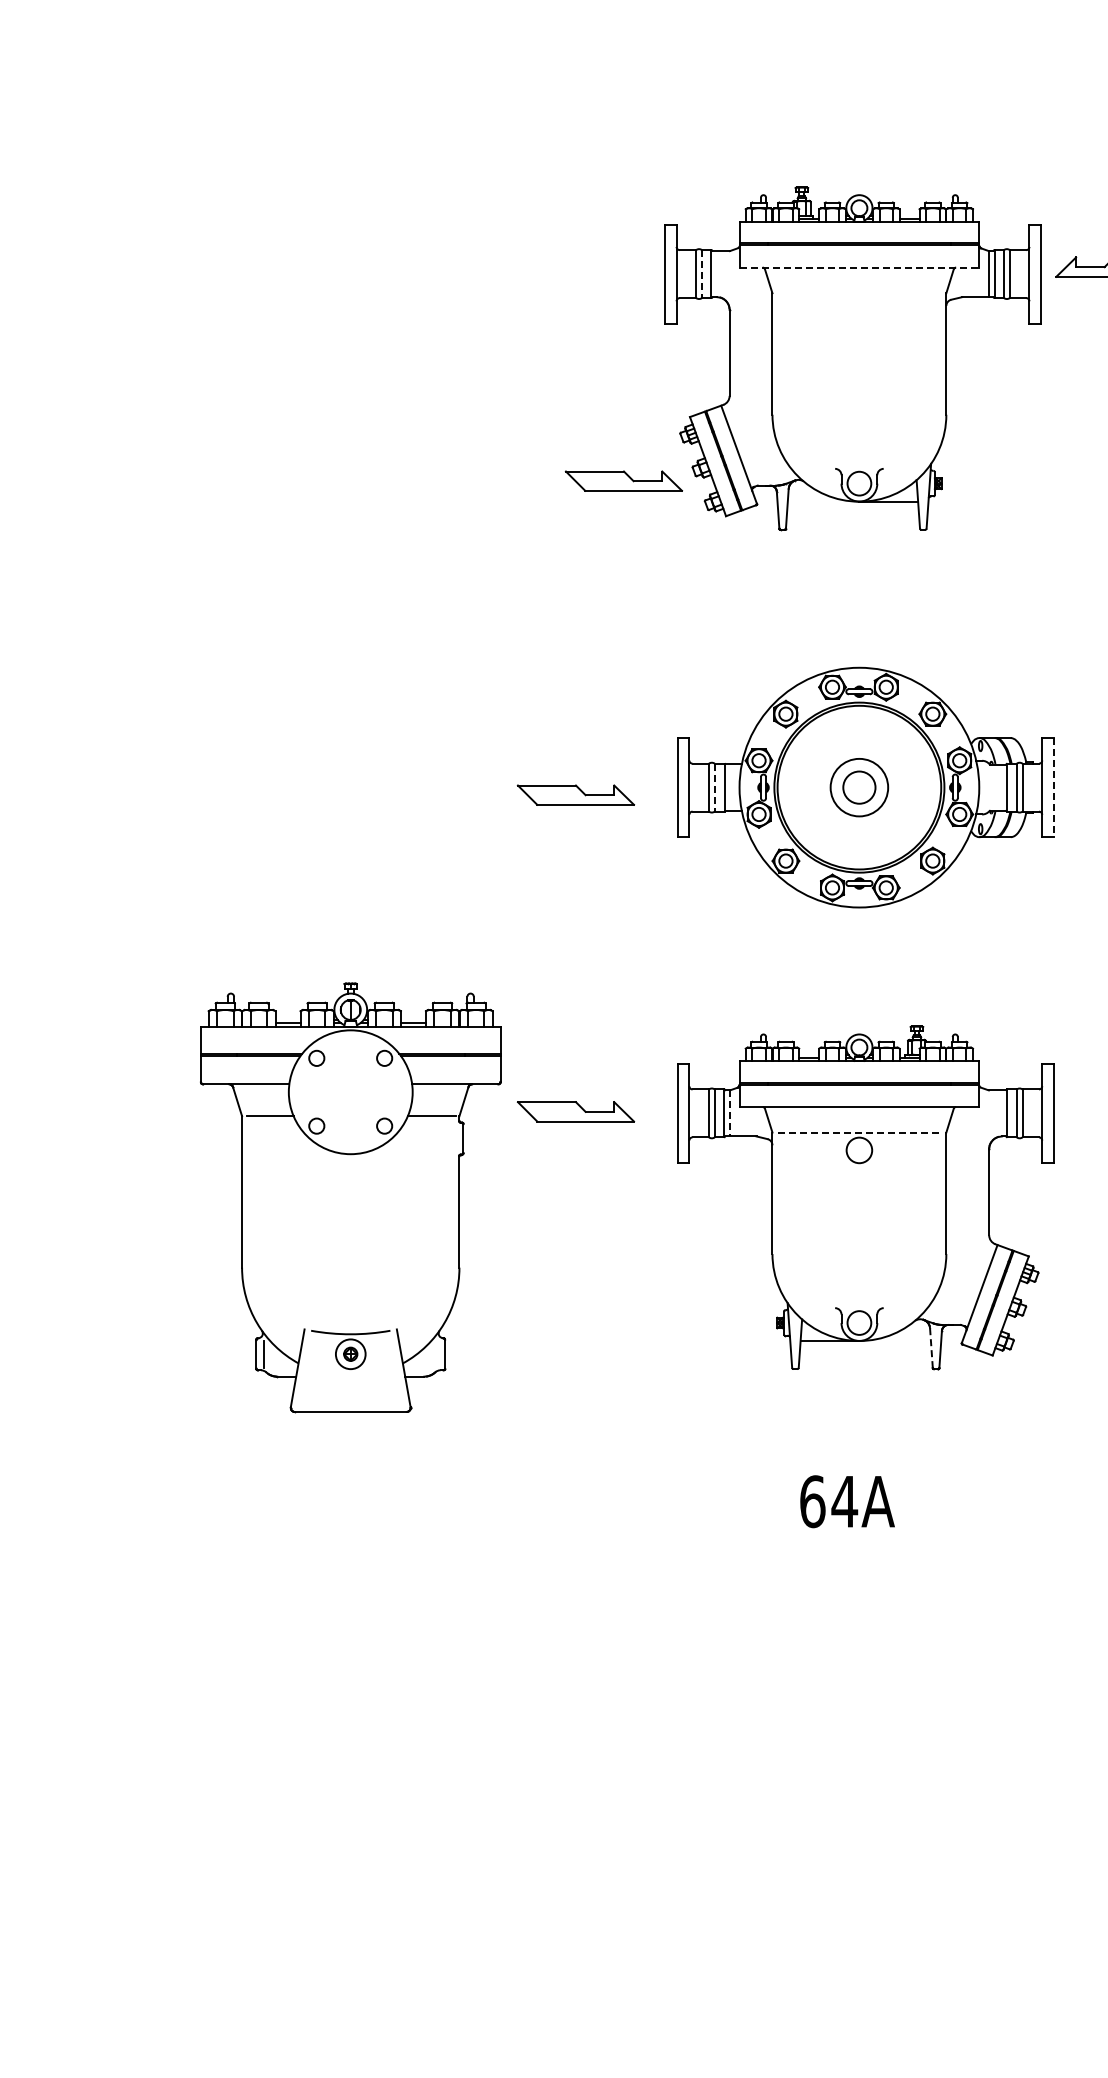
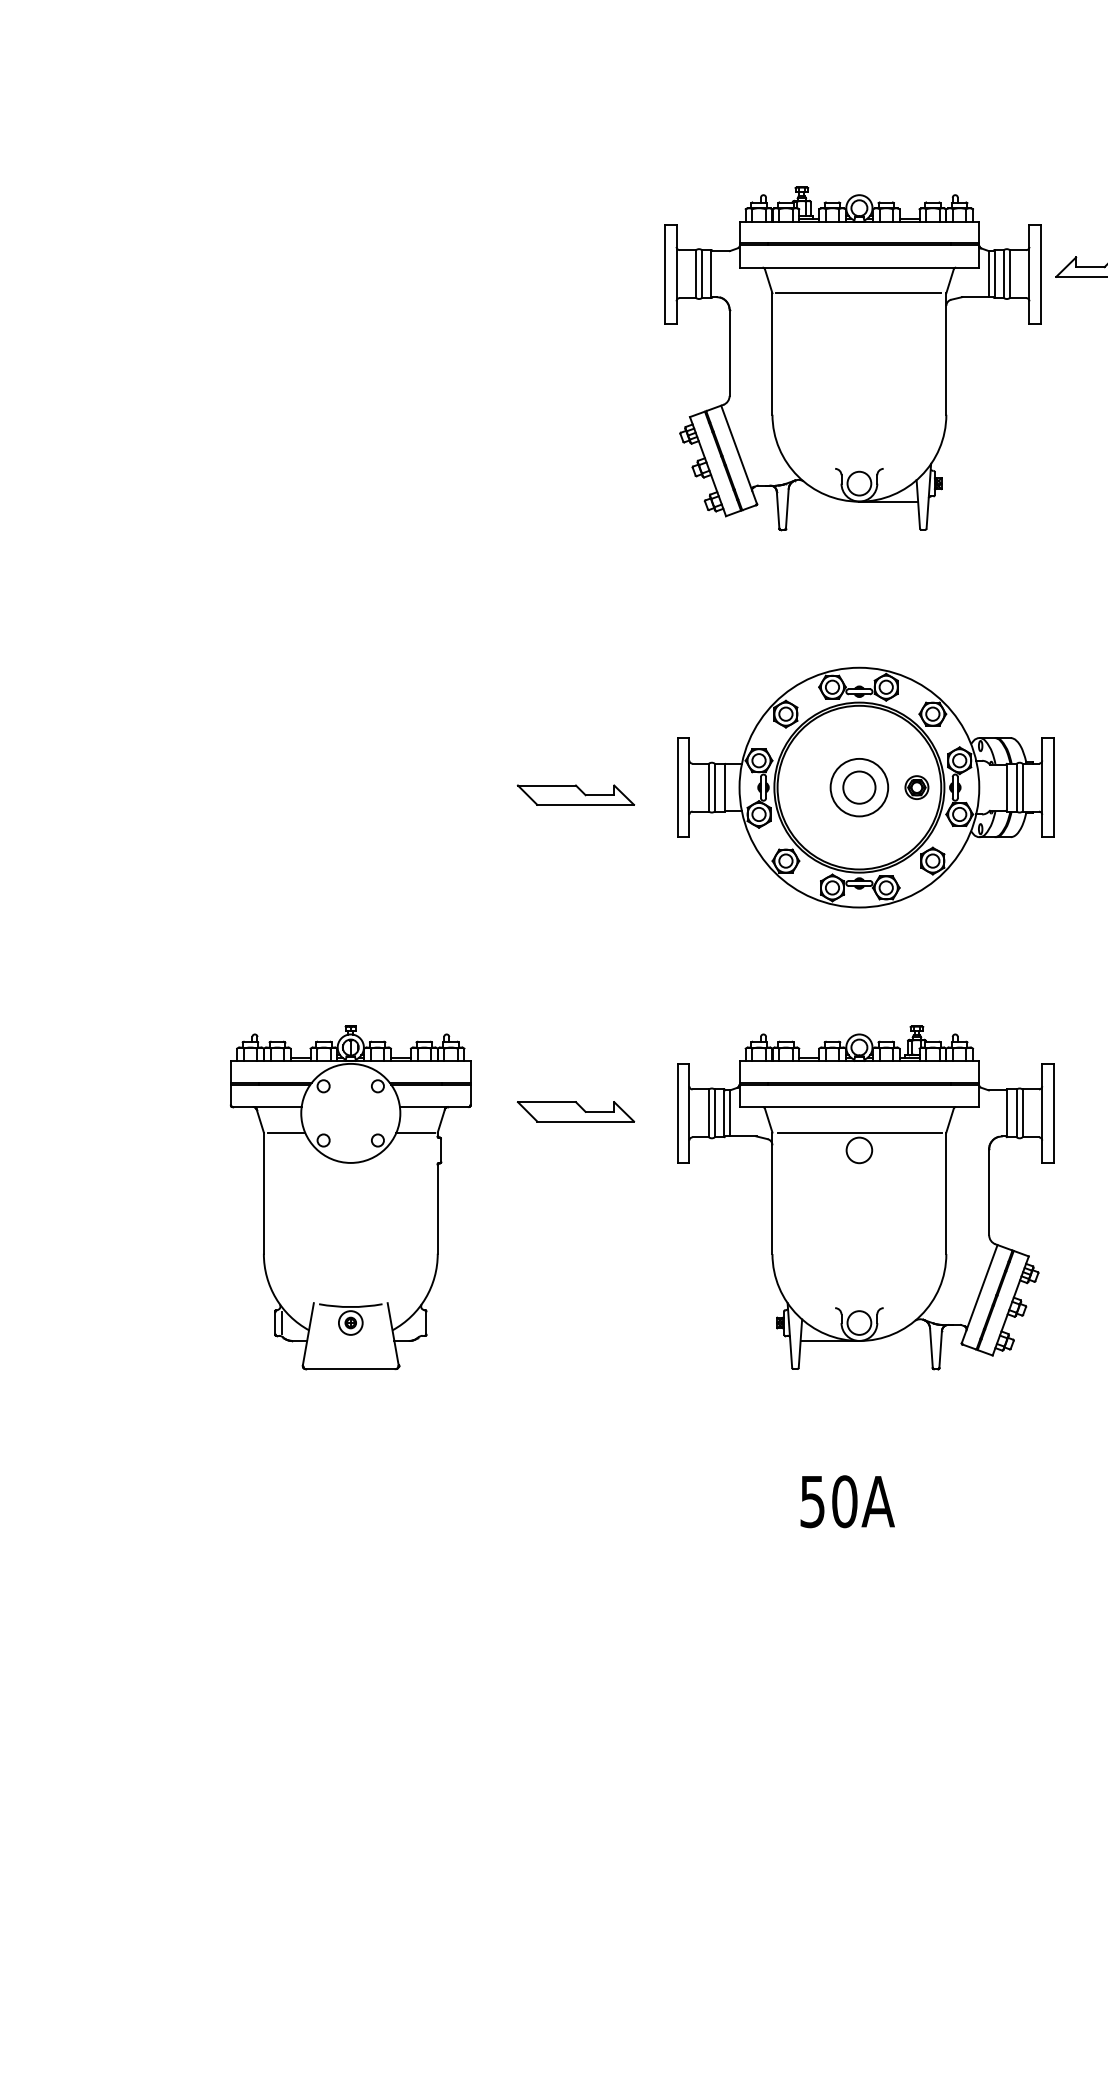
line: dashed -> solid (859, 267)
line: dashed -> solid (701, 274)
line: none -> present (858, 293)
part: present -> none (623, 480)
line: dashed -> solid (714, 787)
part: none -> present (916, 787)
line: dashed -> solid (1053, 787)
line: dashed -> solid (729, 1113)
line: dashed -> solid (860, 1132)
part size: 302x432 px -> 242x346 px (350, 1197)
line: dashed -> solid (931, 1348)
text: 64A -> 50A (829, 1501)
